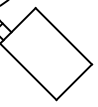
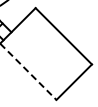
line: solid -> dashed (28, 71)
